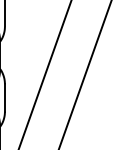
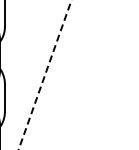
line: present -> none (84, 74)
line: solid -> dashed (45, 75)
